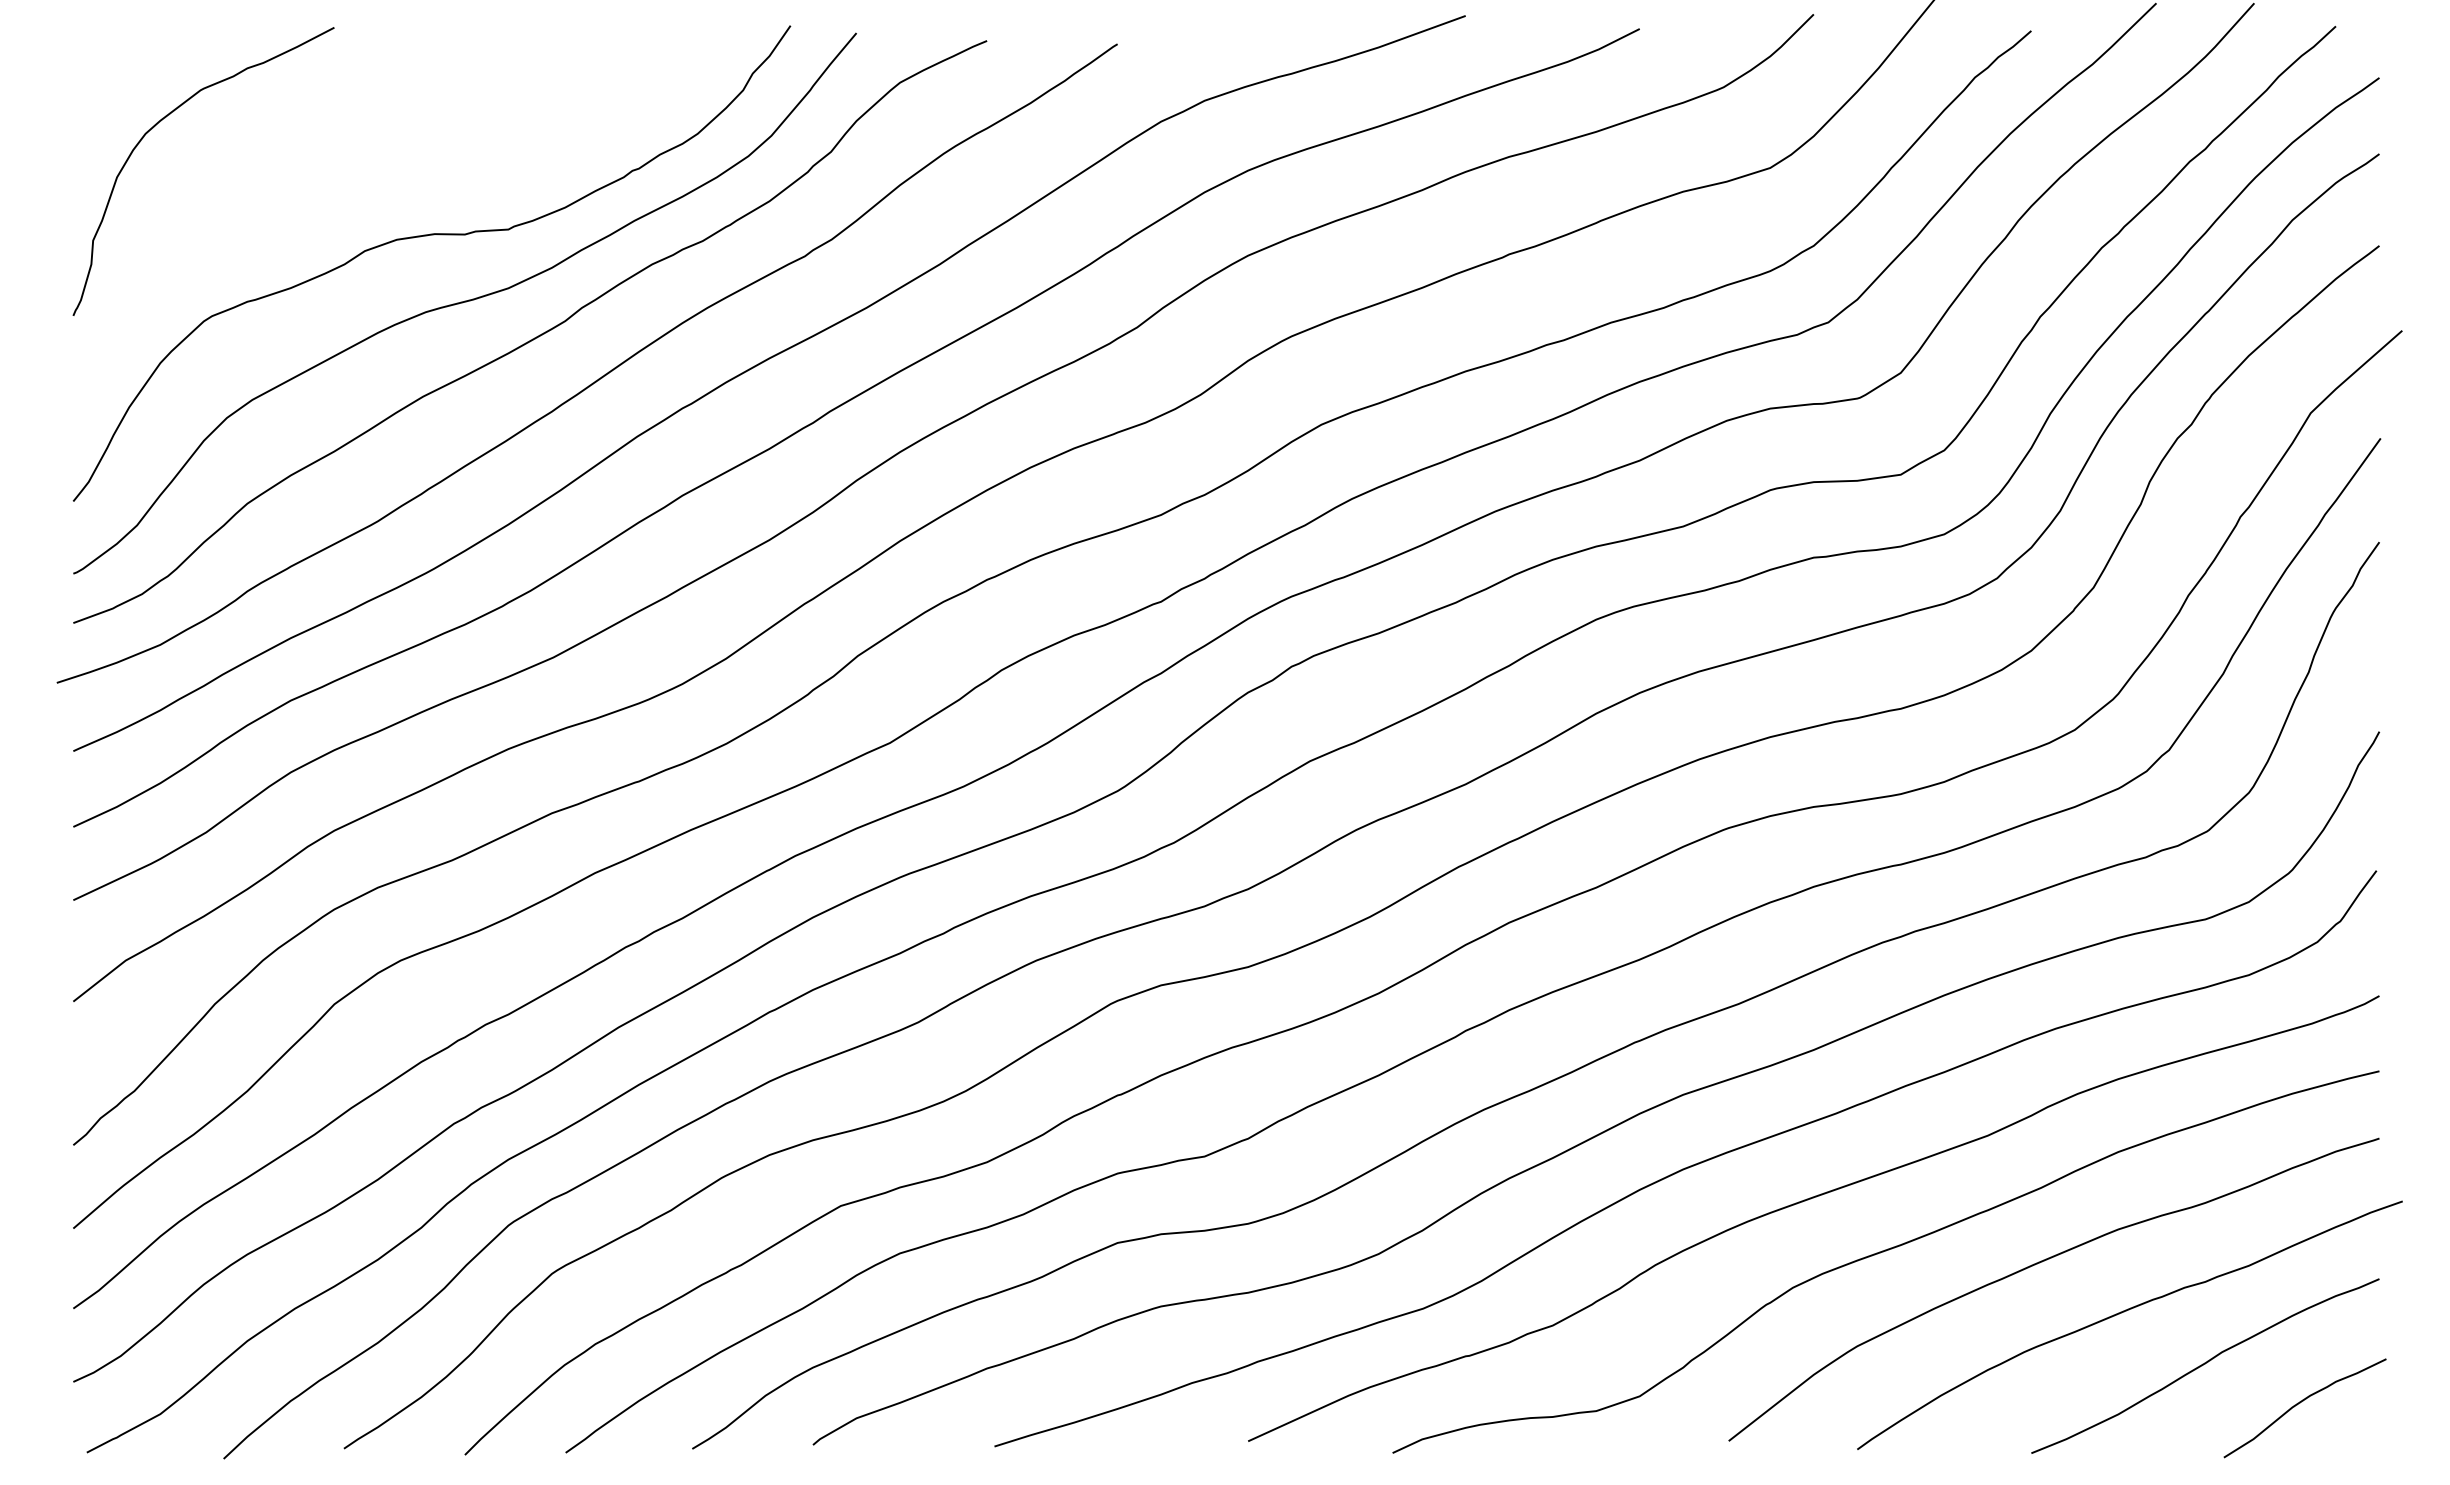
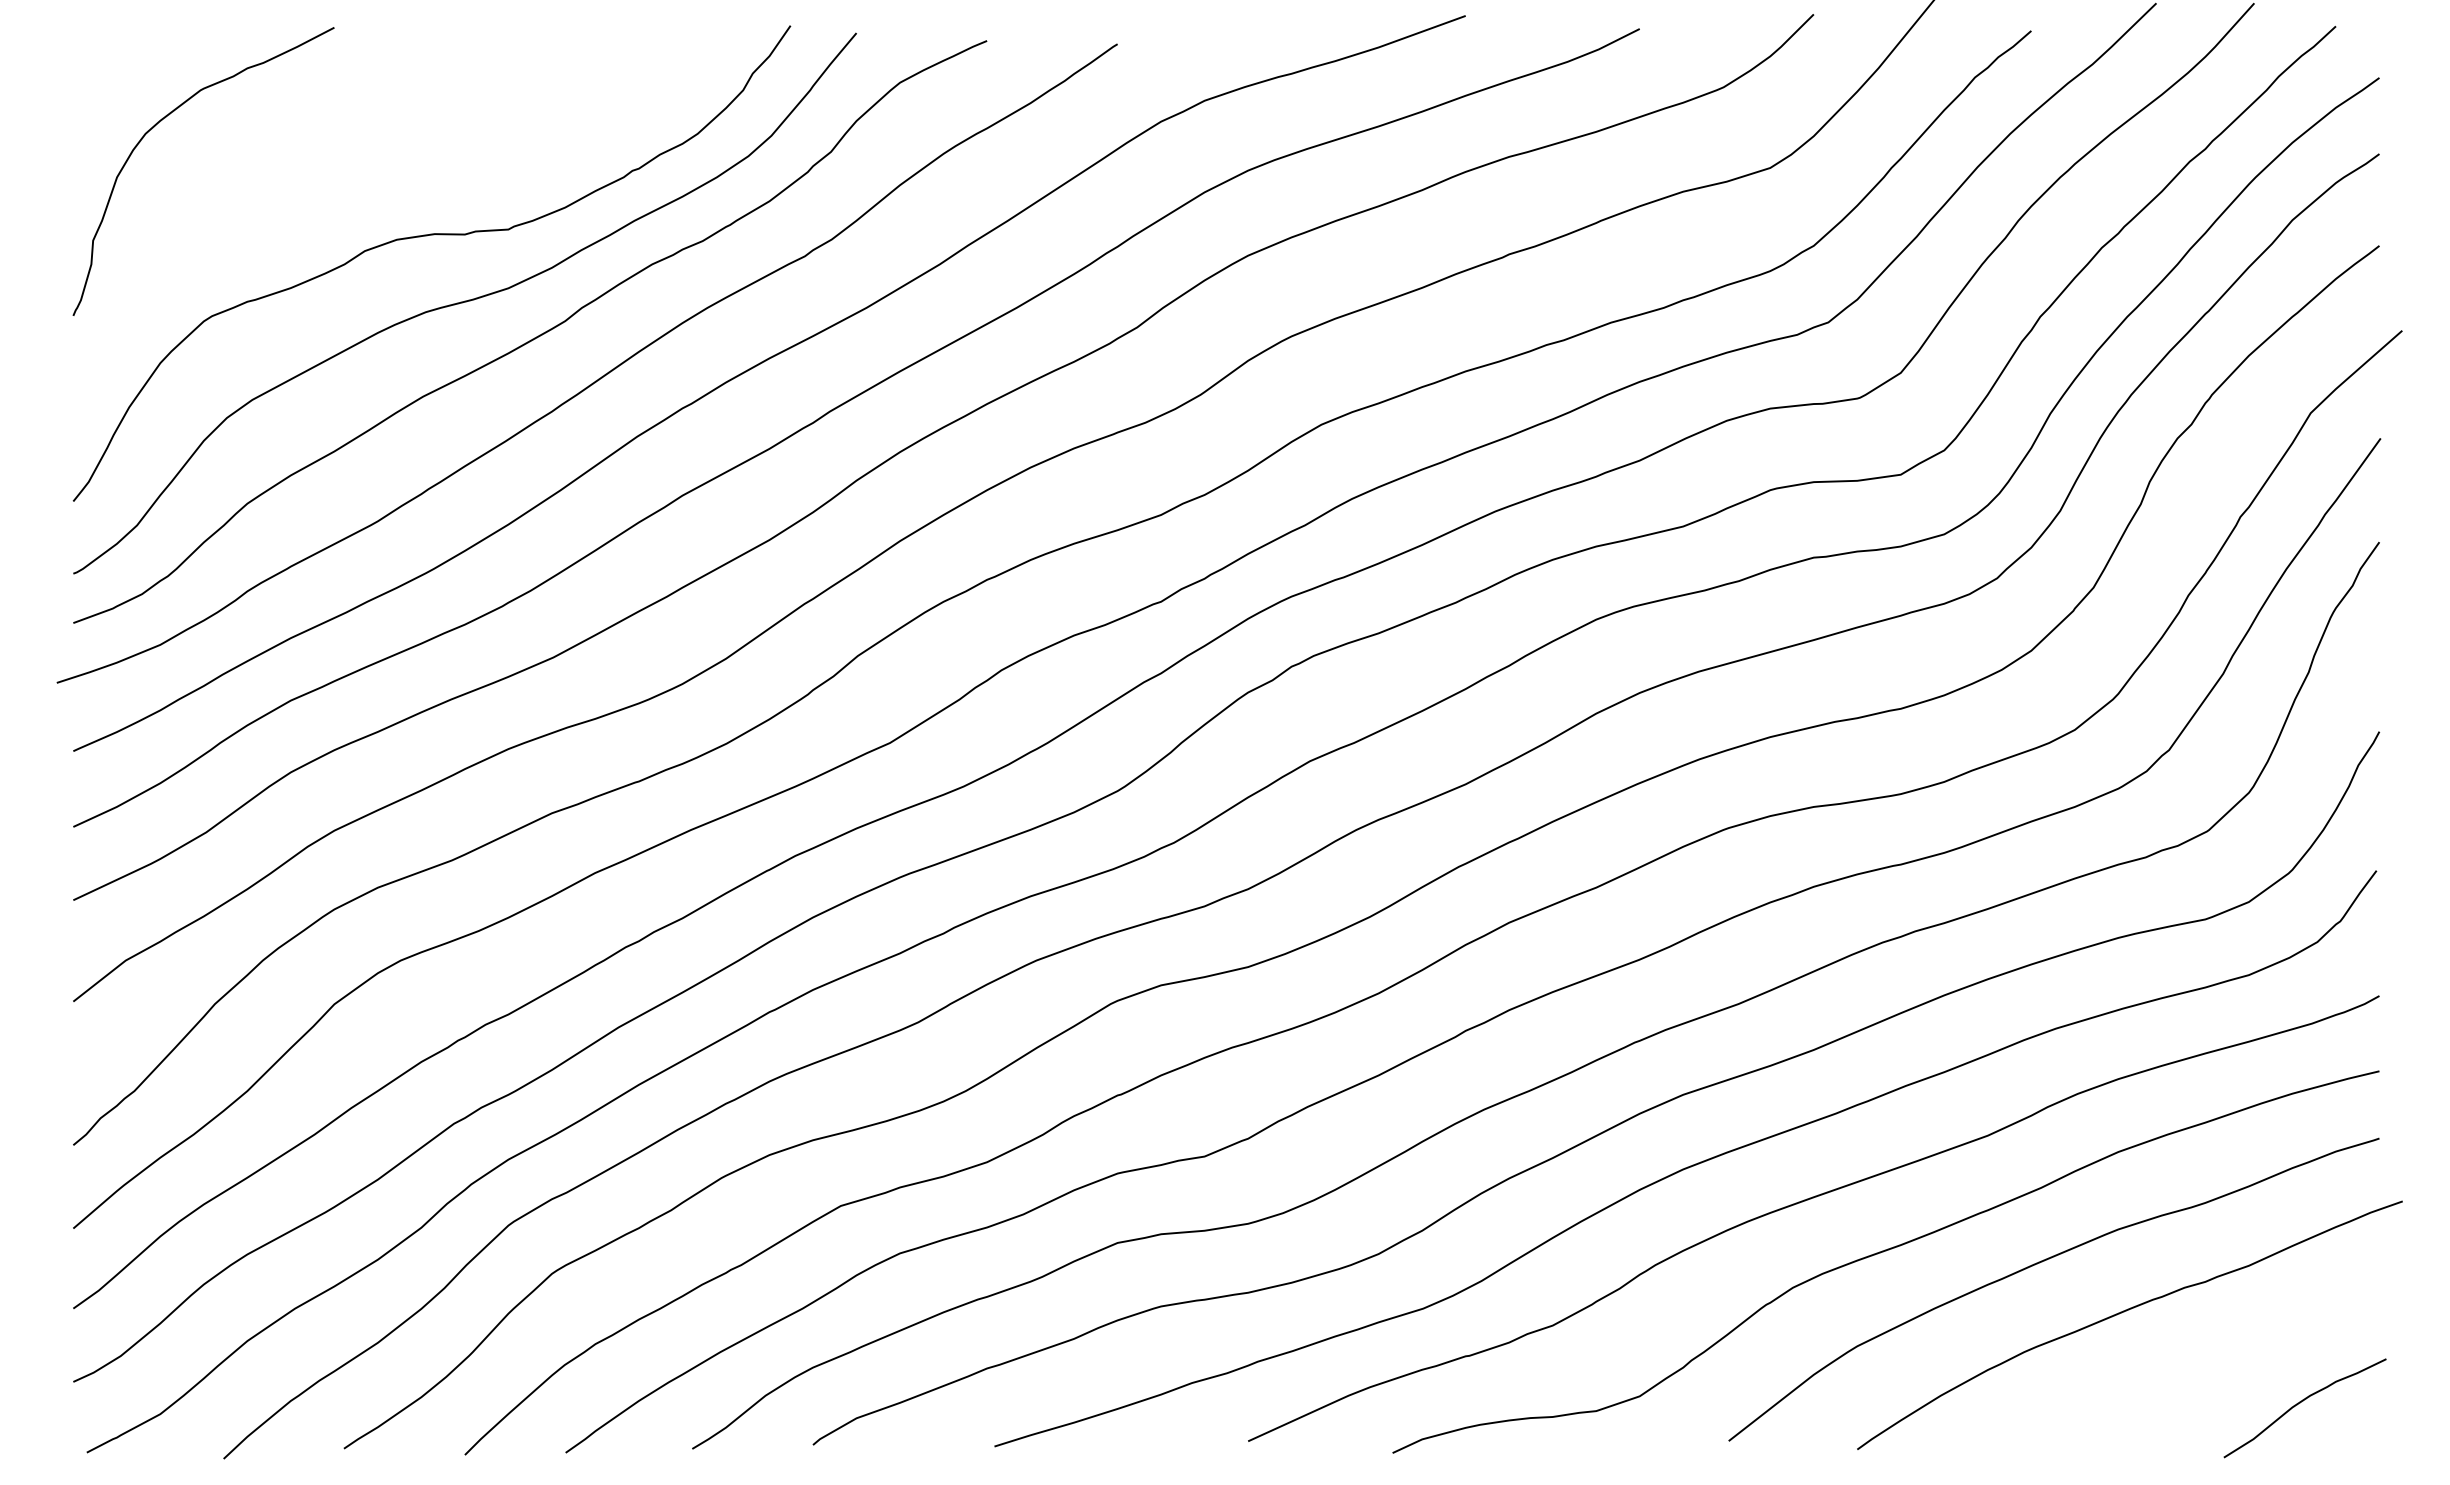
curve: present -> none (2205, 1364)
